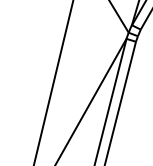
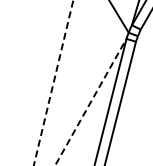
line: solid -> dashed (53, 83)
line: solid -> dashed (91, 101)
